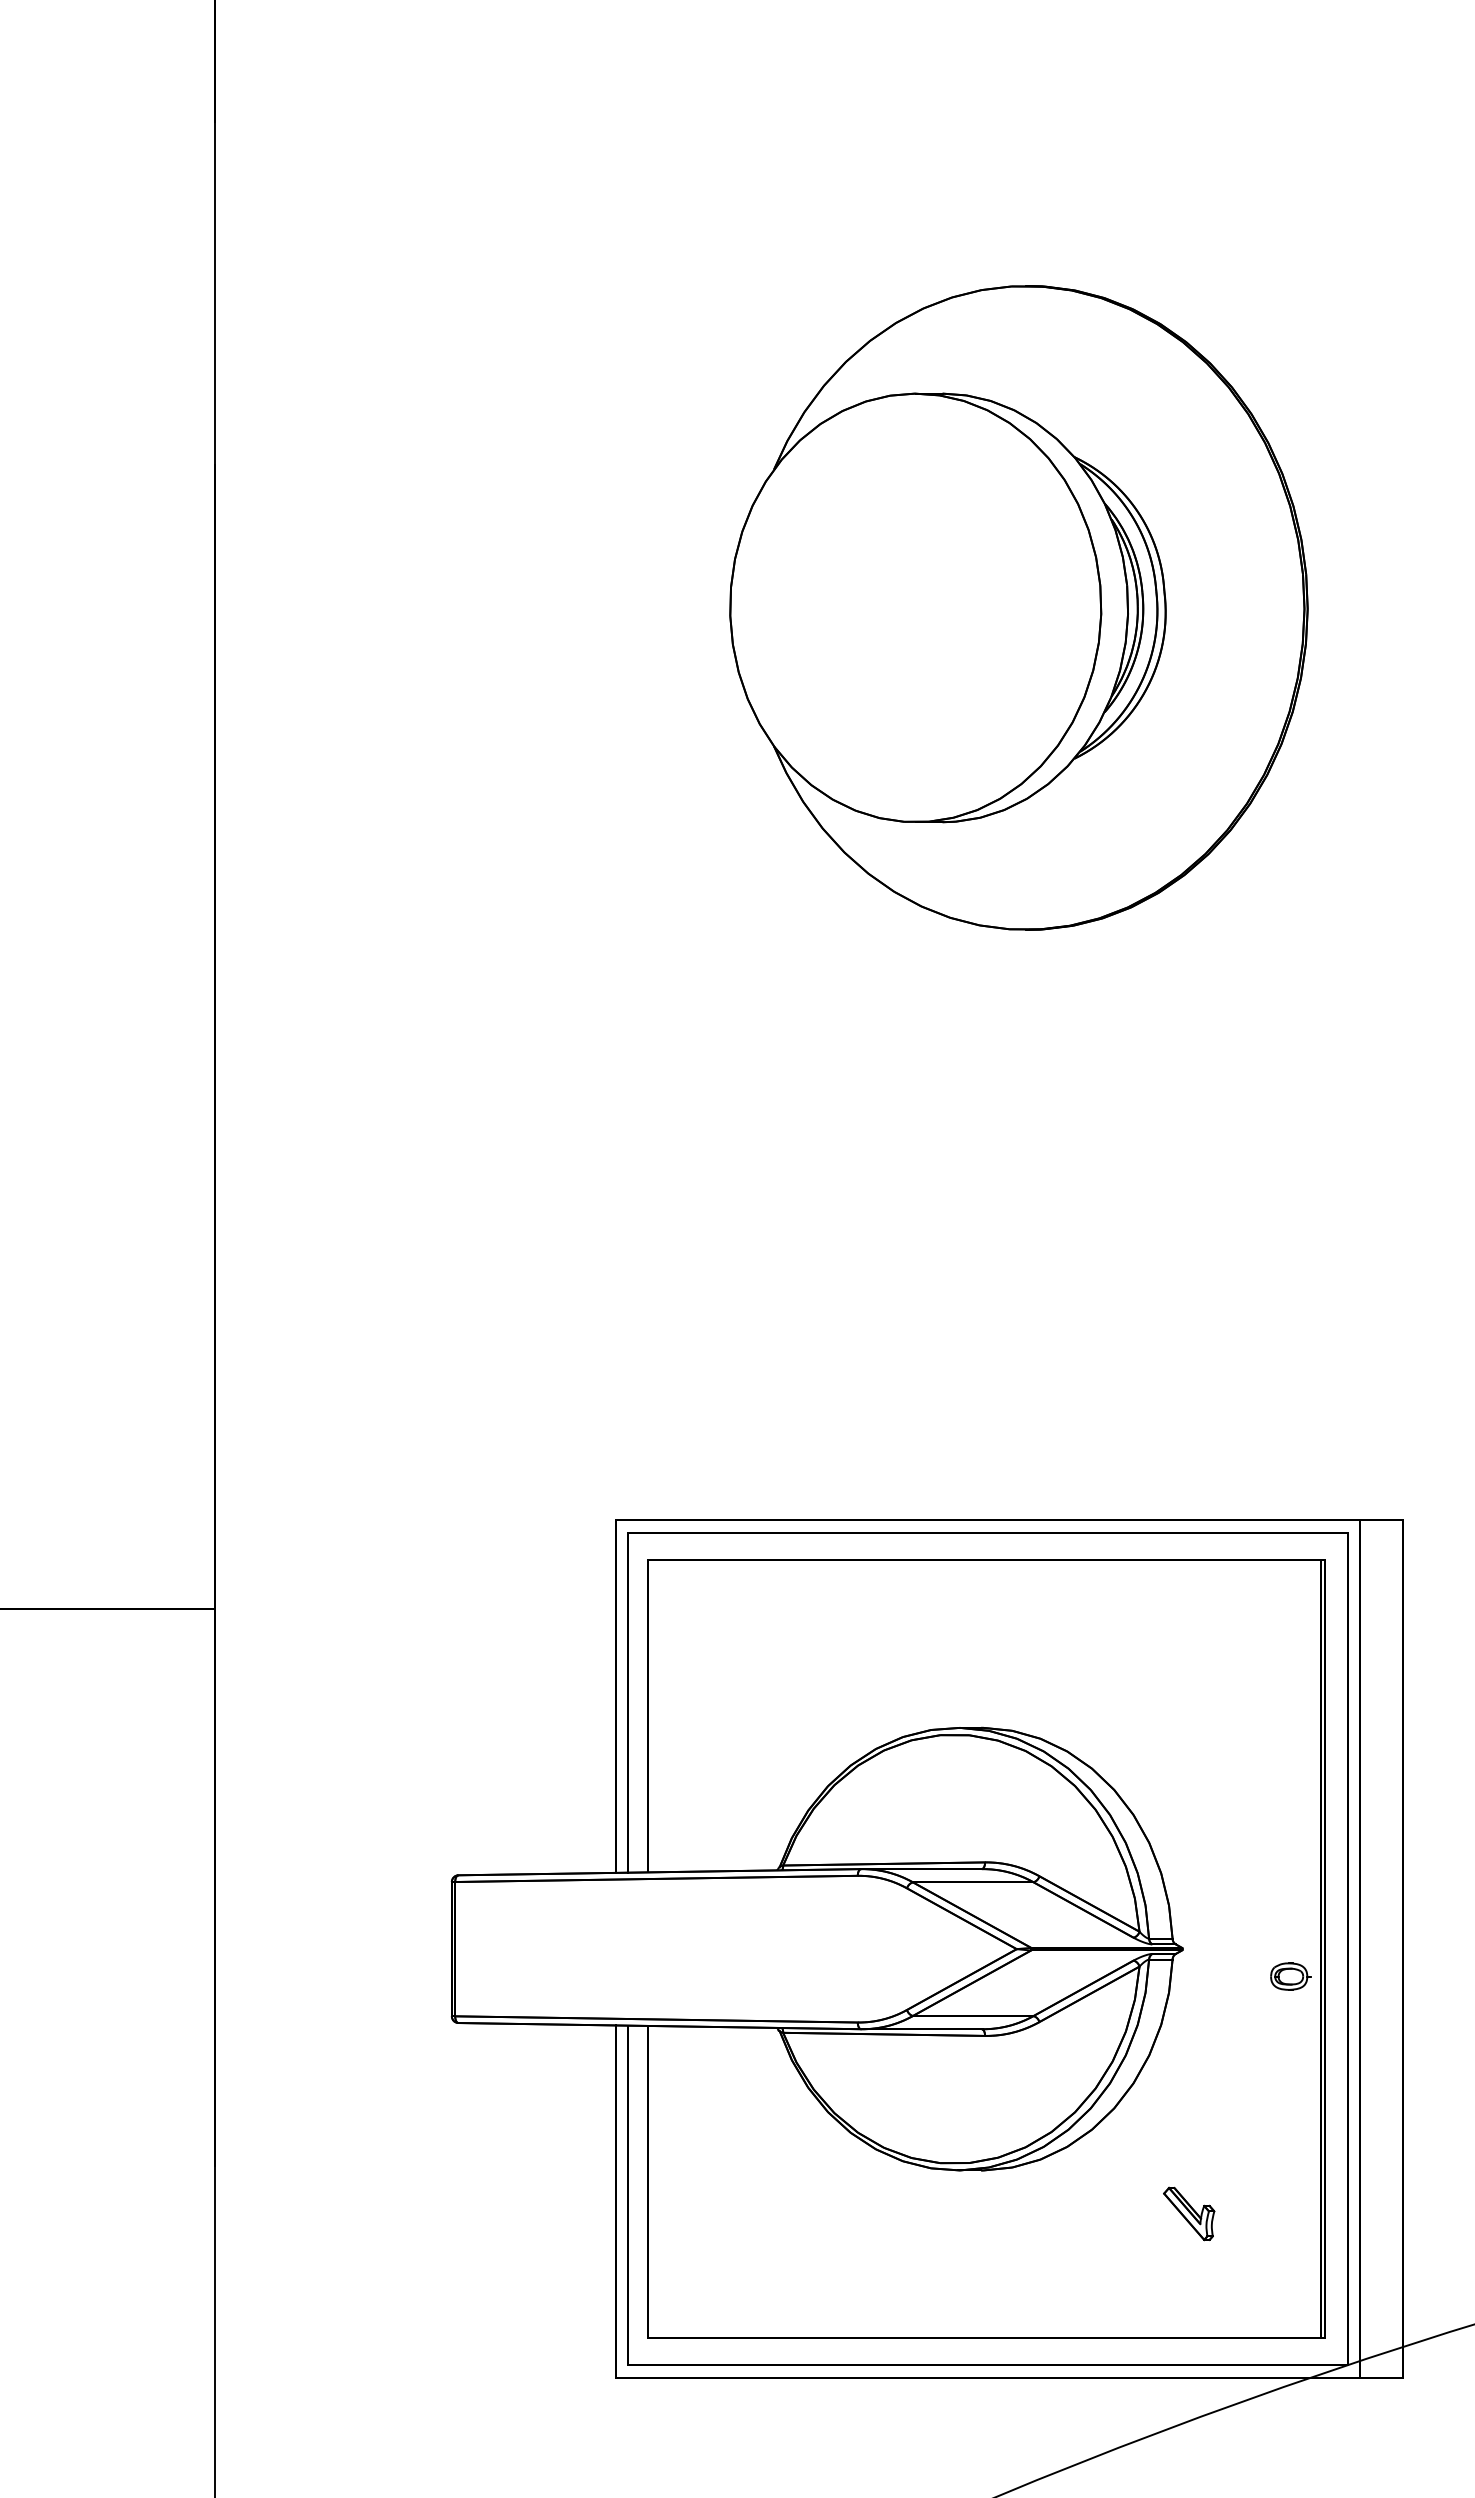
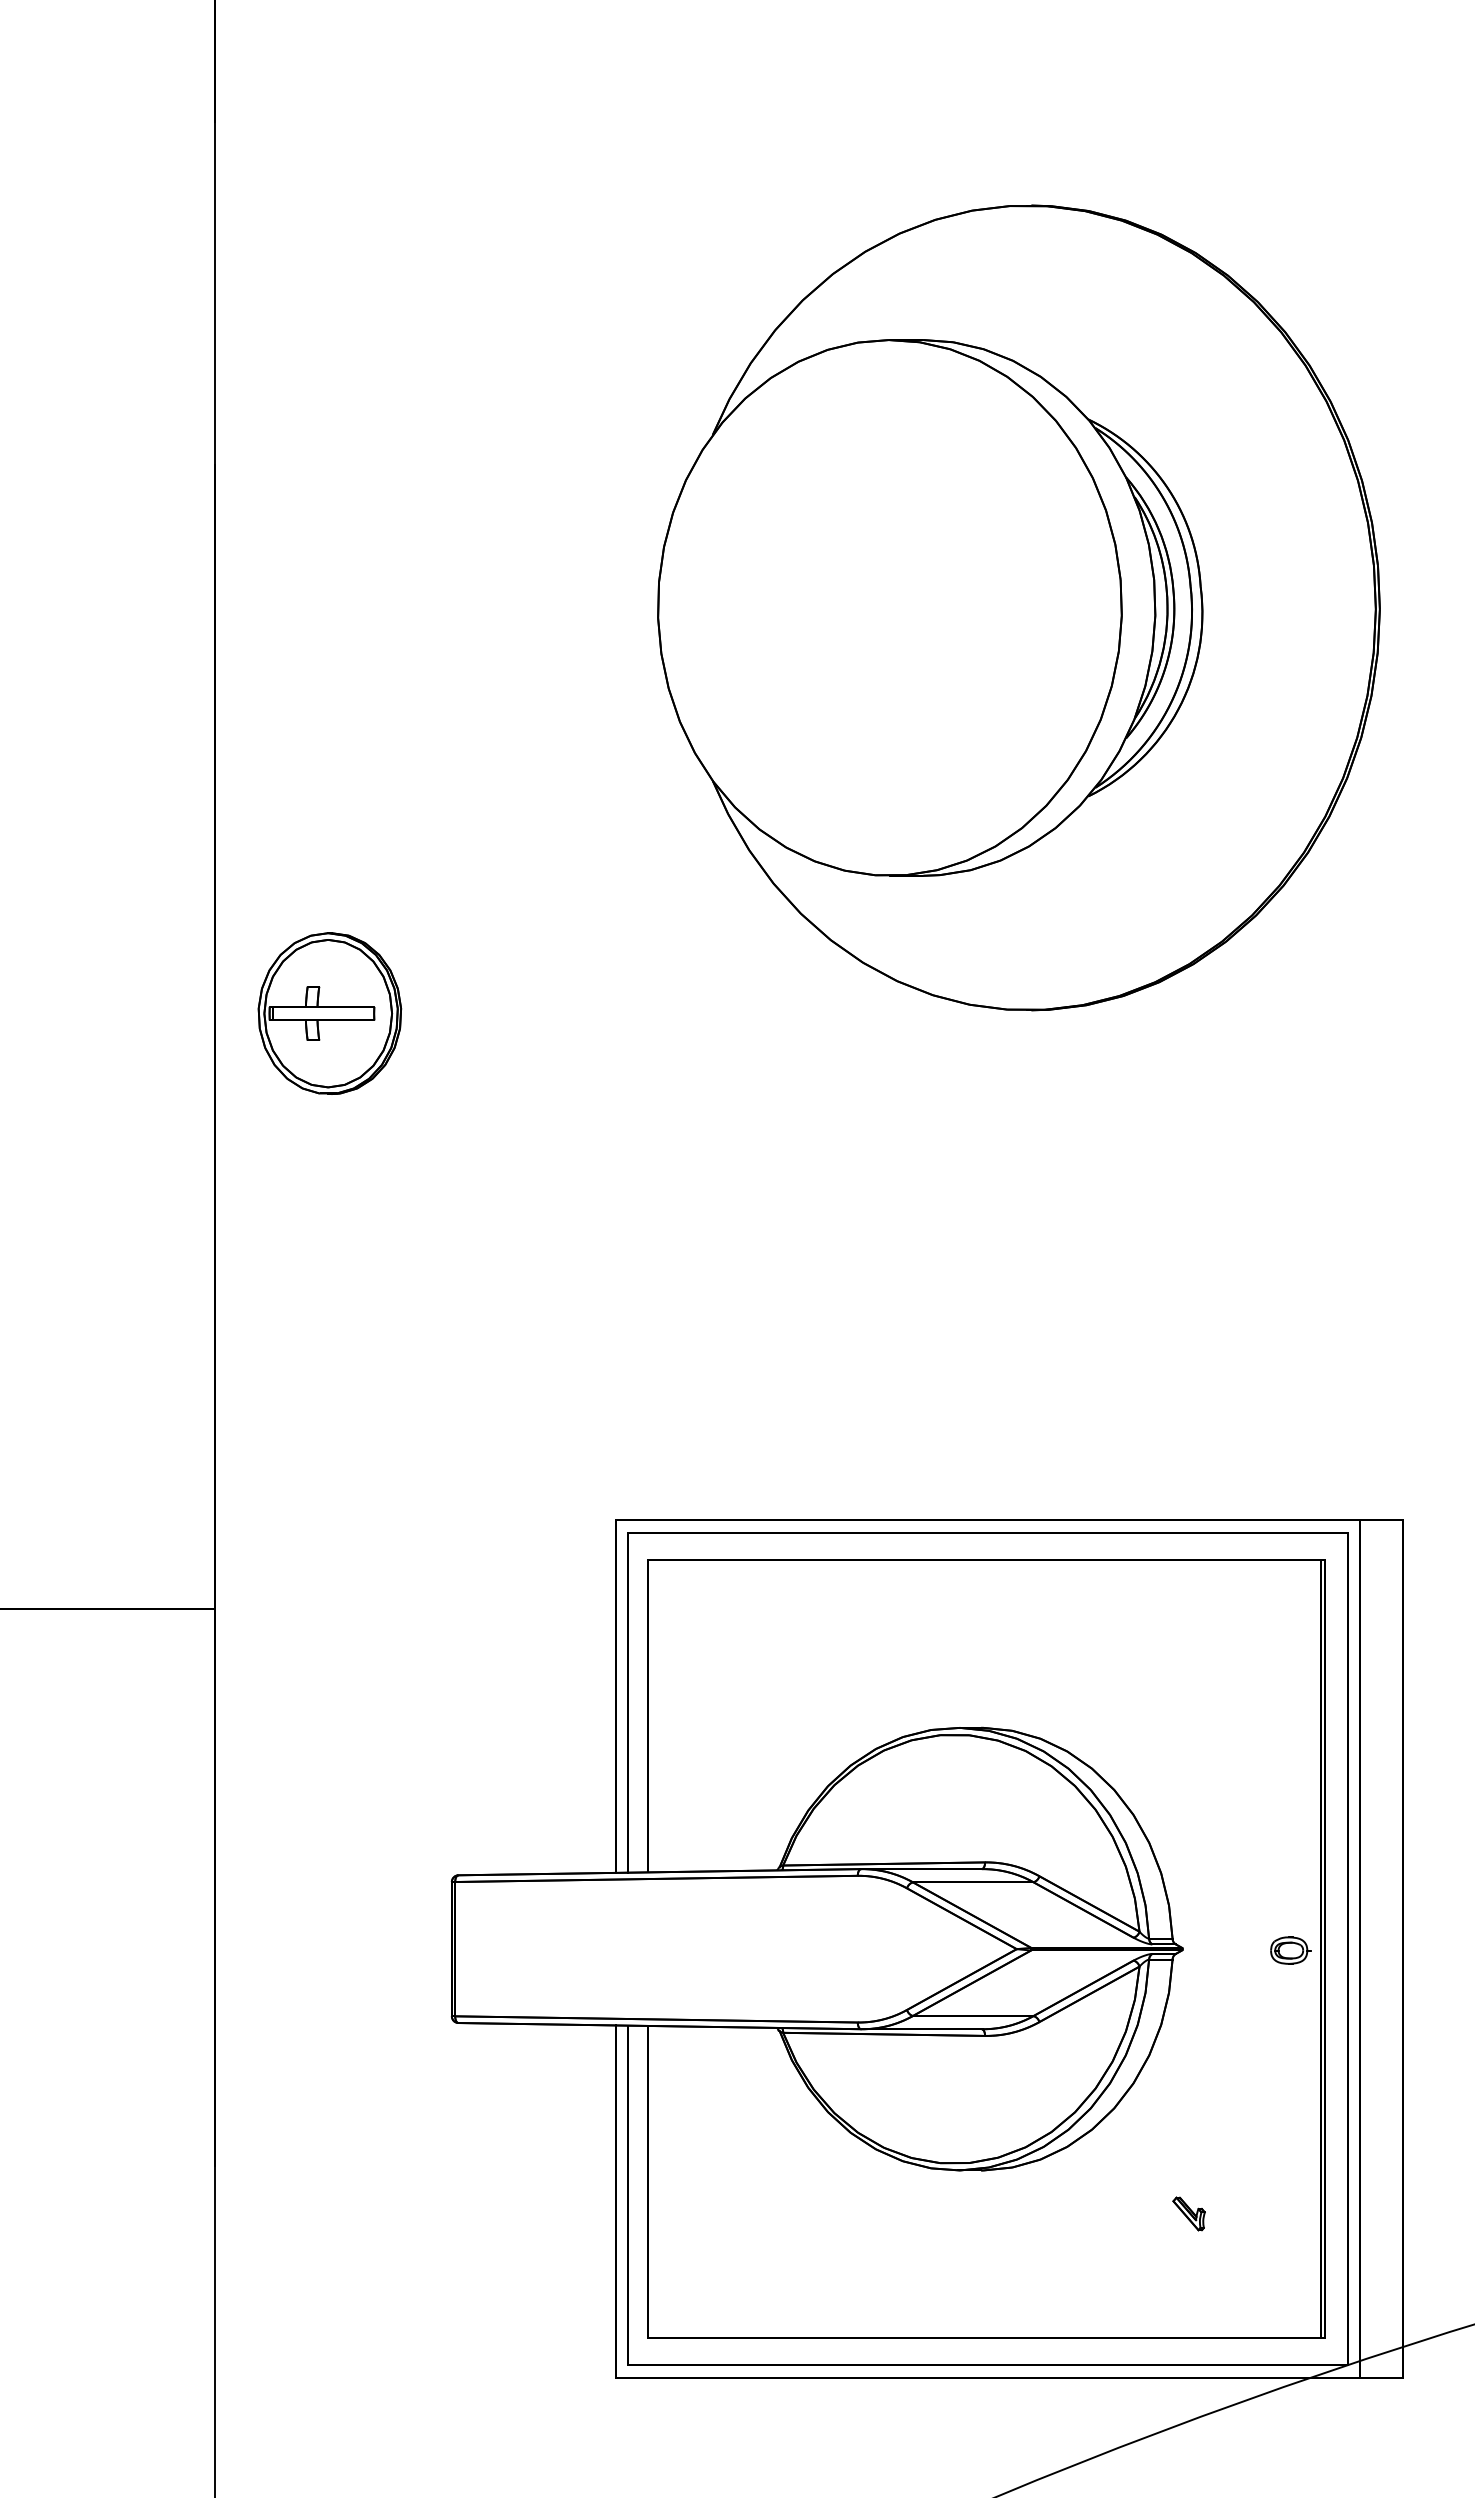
part size: 580x646 px -> 724x808 px (1018, 607)
part: none -> present (329, 1013)
part position: (1290, 1976) -> (1290, 1950) (1290, 1950)
part size: 53x56 px -> 34x36 px (1188, 2213)
